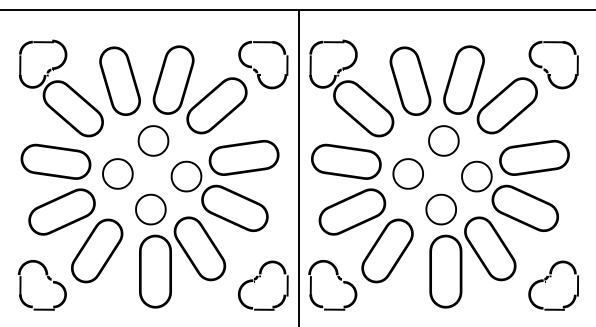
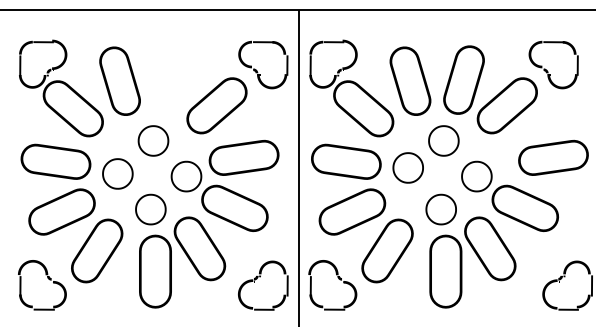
part: present -> none (173, 79)
part position: (534, 157) -> (553, 157) (553, 157)
part position: (407, 173) -> (407, 167) (407, 167)
part position: (553, 285) -> (567, 285) (567, 285)
